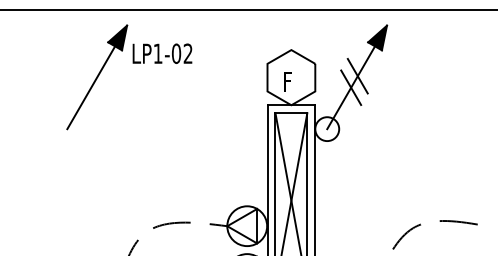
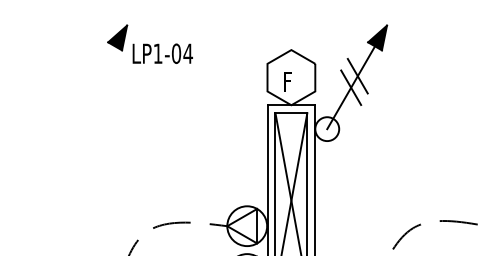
line: present -> none (248, 9)
text: LP1-02 -> LP1-04 (187, 53)
line: present -> none (91, 87)
